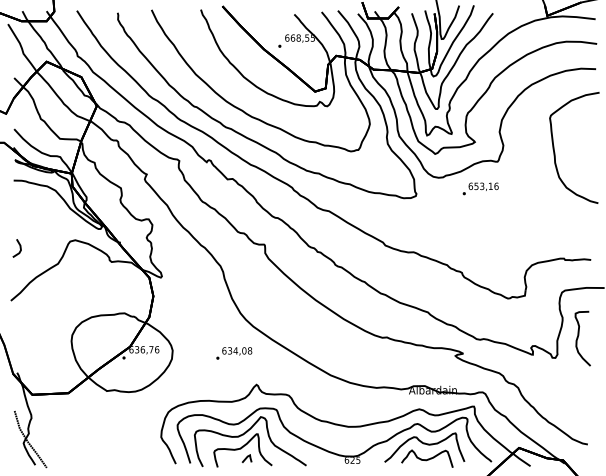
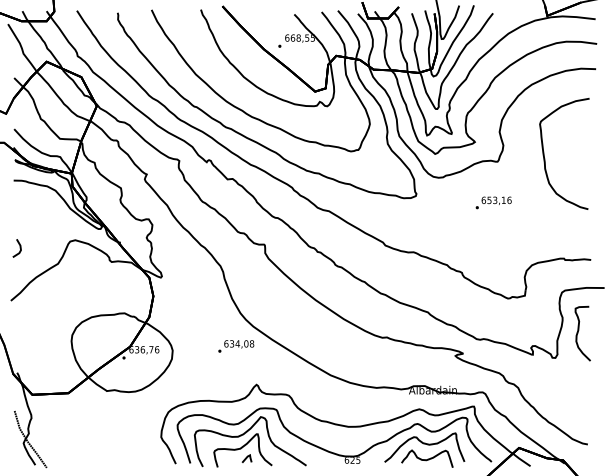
curve position: (555, 152) -> (545, 158) (545, 158)
text position: (480, 188) -> (493, 202) (493, 202)
curve position: (578, 338) -> (578, 333) (578, 333)
text position: (234, 353) -> (236, 346) (236, 346)
